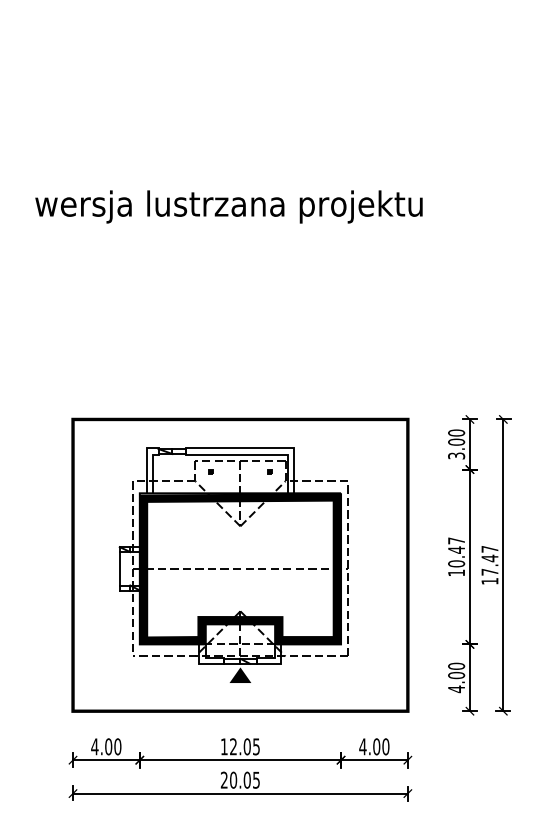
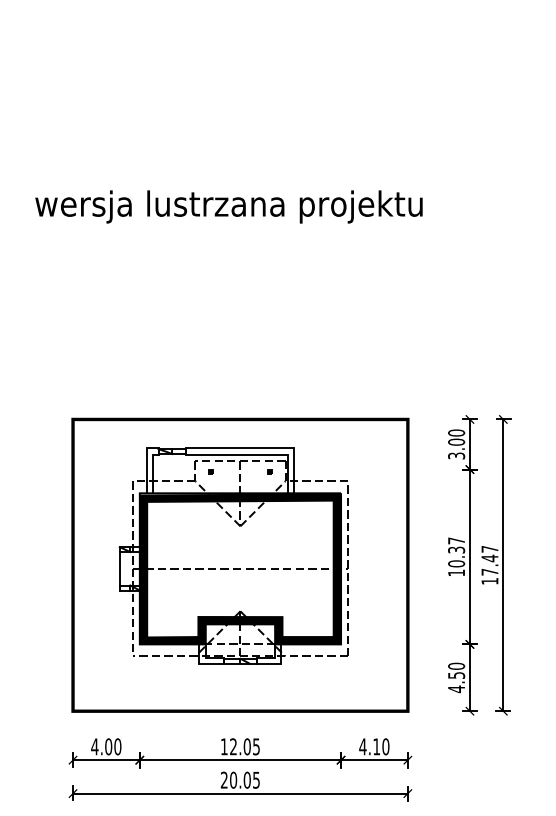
text: 10.47 -> 10.37 (456, 549)
fill: present -> none (240, 675)
text: 4.00 -> 4.50 (456, 675)
text: 4.00 -> 4.10 (376, 746)
